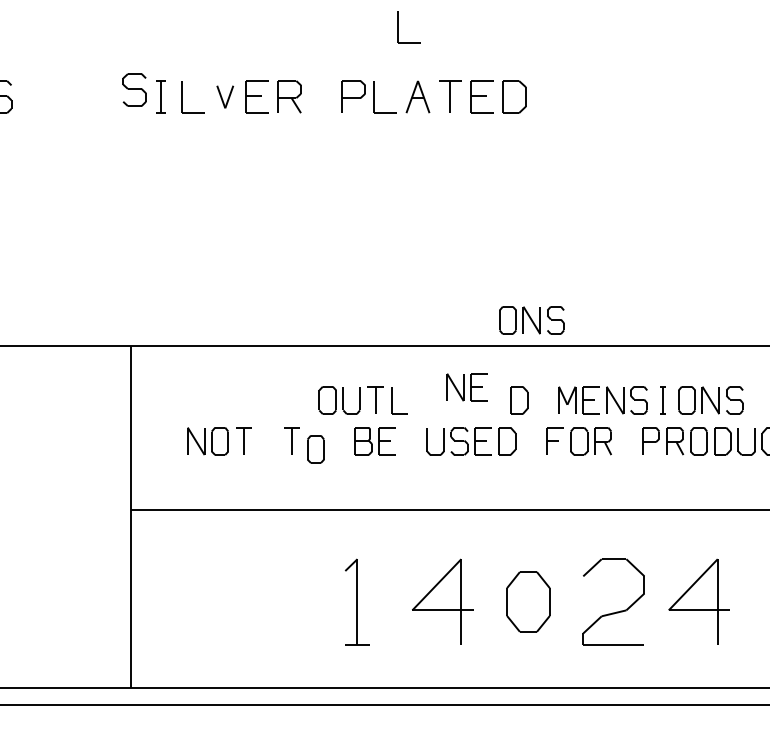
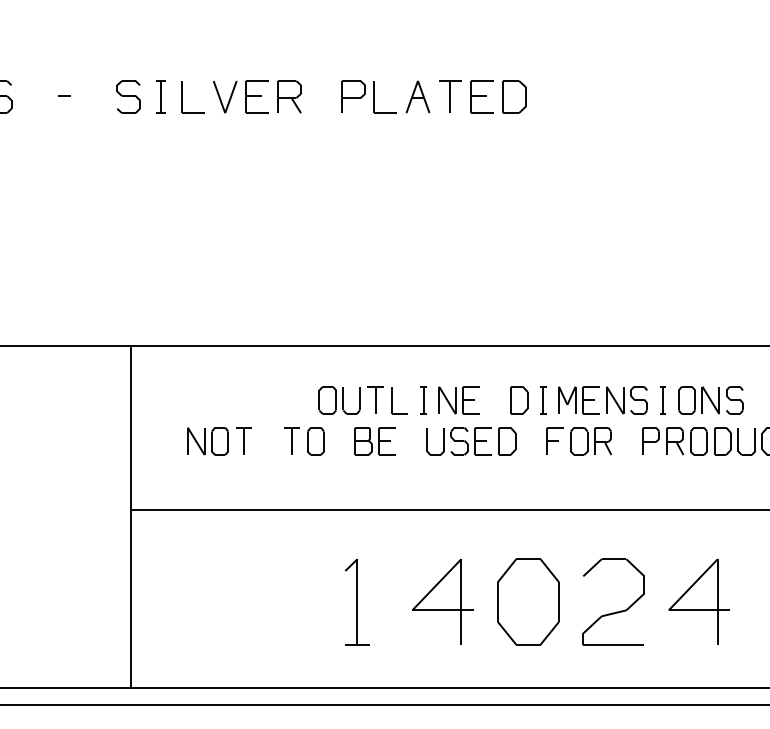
part: present -> none (398, 27)
part position: (134, 89) -> (128, 96) (128, 96)
line: none -> present (64, 95)
part size: 19x24 px -> 25x34 px (225, 96)
part: present -> none (531, 320)
part position: (466, 387) -> (458, 400) (458, 400)
part: none -> present (423, 400)
part: none -> present (543, 400)
part position: (315, 449) -> (315, 441) (315, 441)
part size: 45x62 px -> 63x88 px (528, 601)
